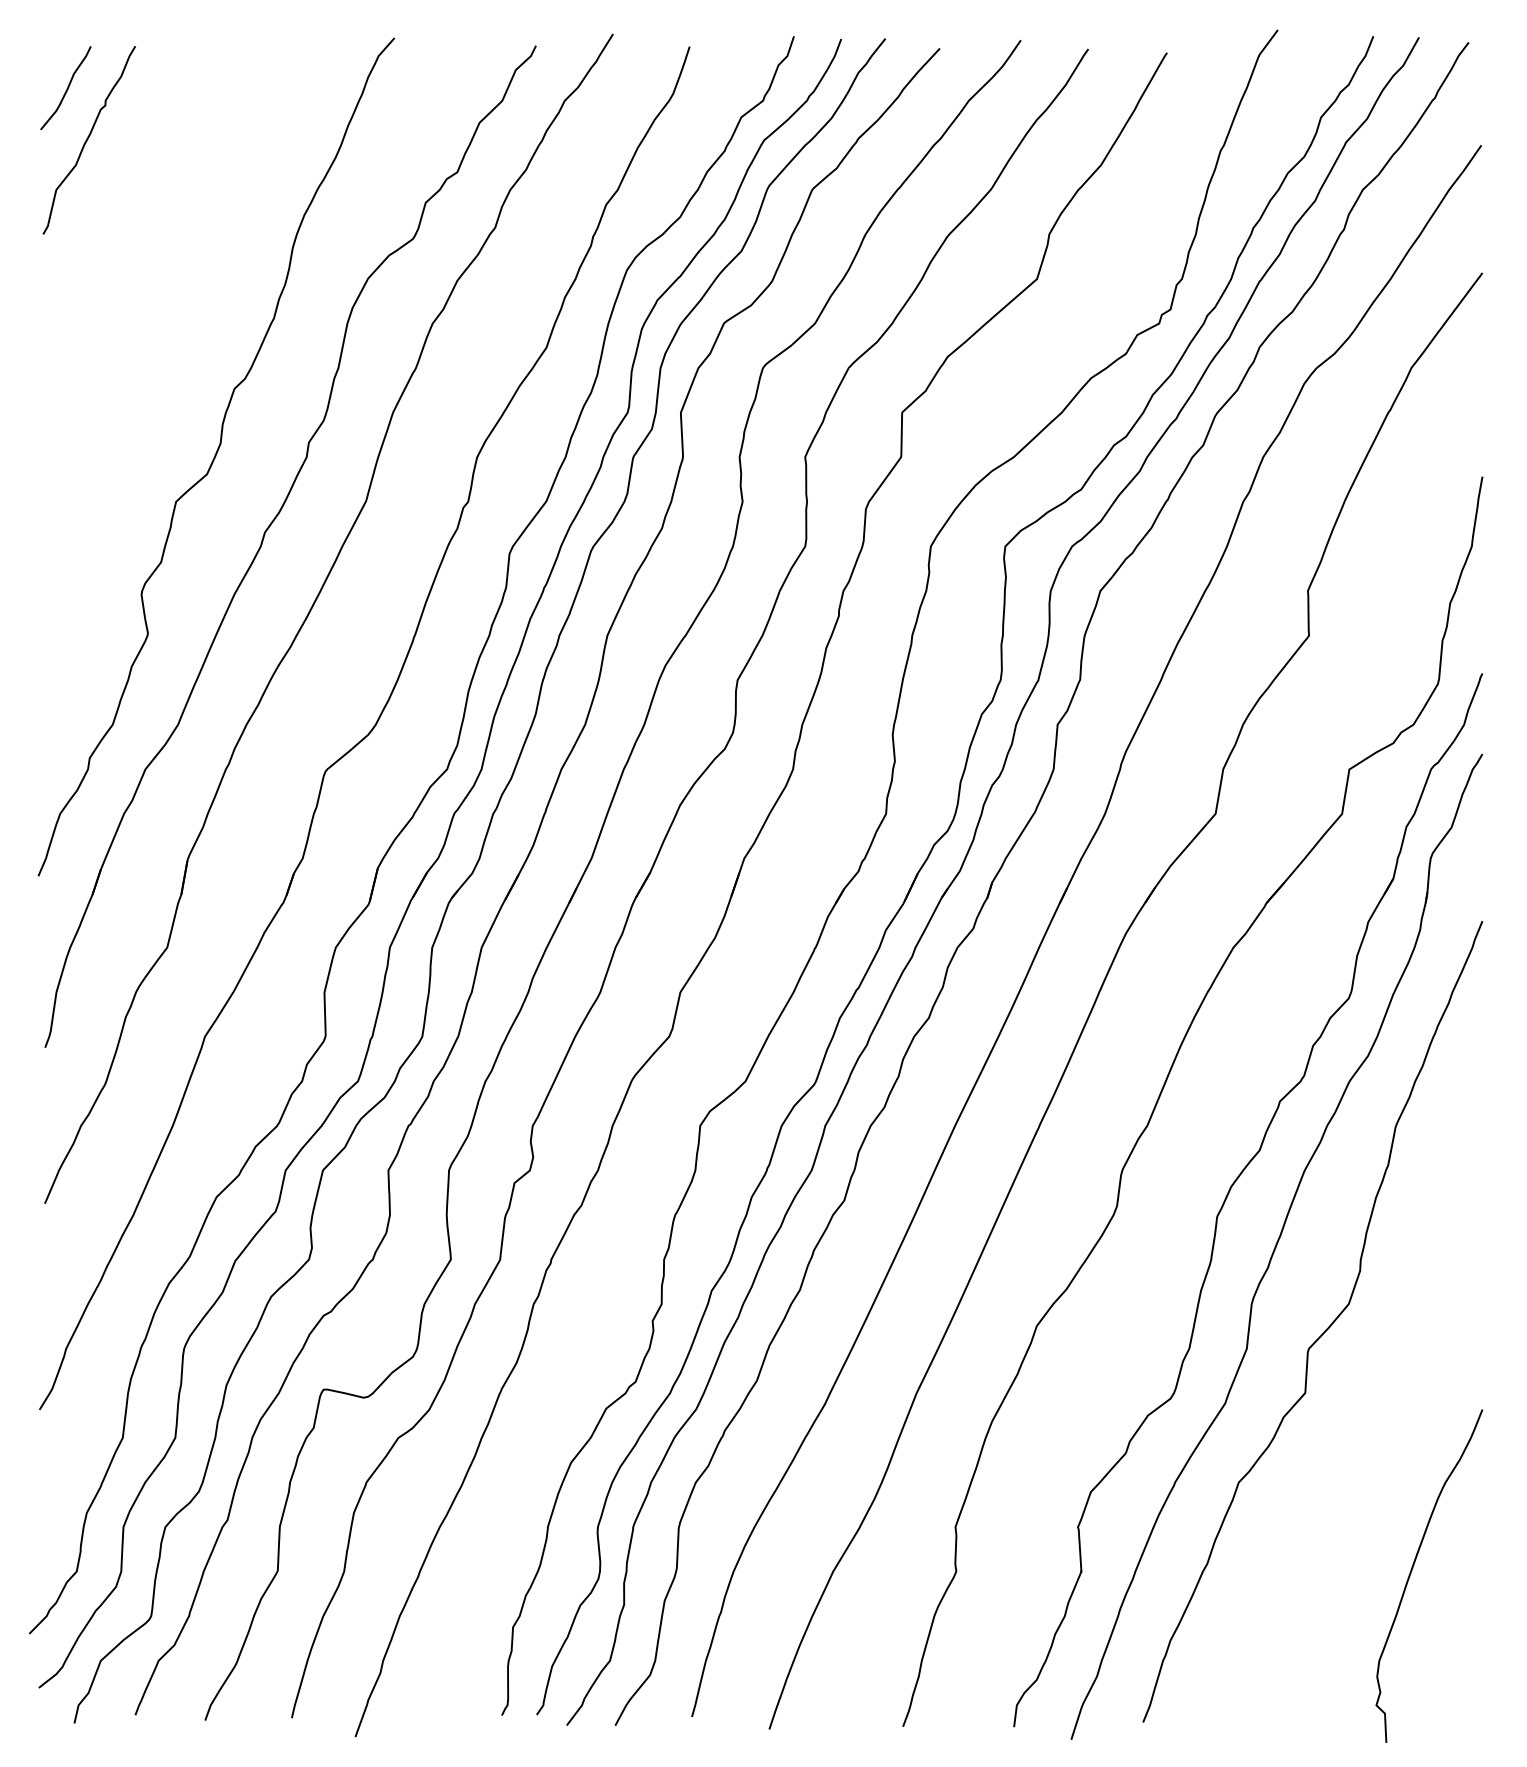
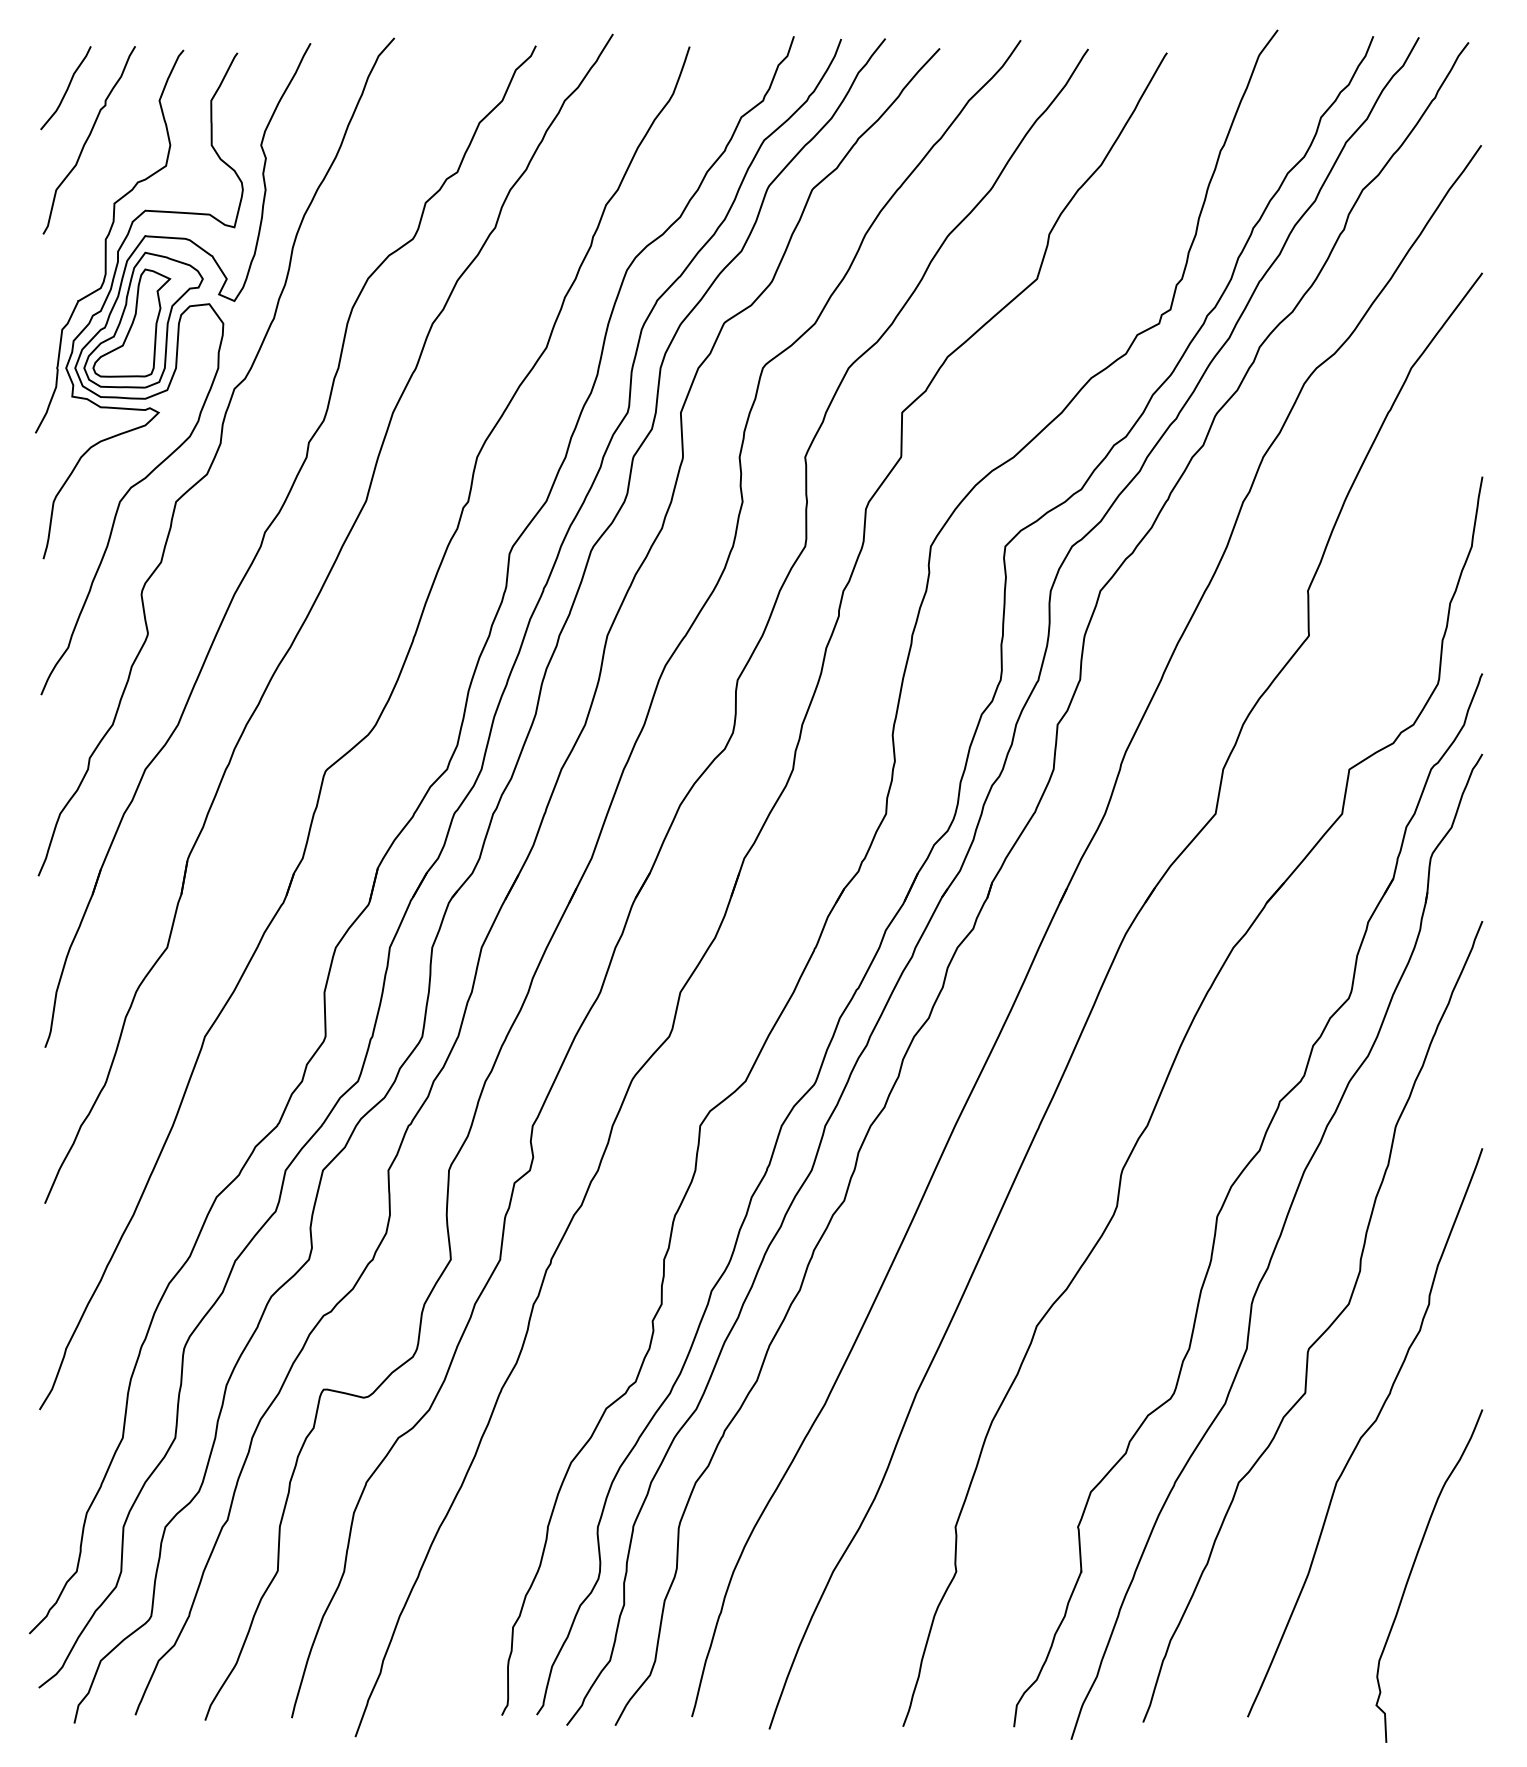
part: none -> present (173, 369)
curve: none -> present (1365, 1432)
